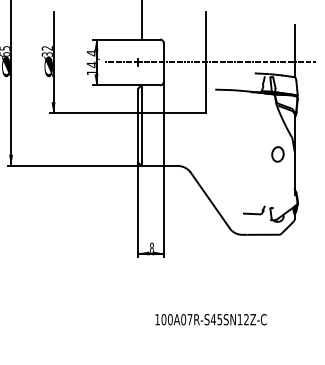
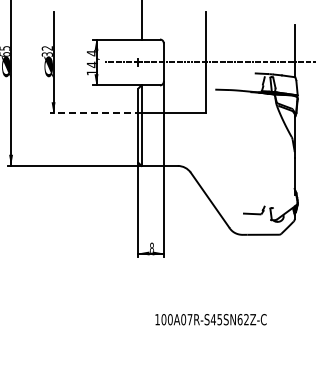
line: solid -> dashed (95, 113)
part: present -> none (277, 154)
text: 100A07R-S45SN12Z-C -> 100A07R-S45SN62Z-C (239, 319)
